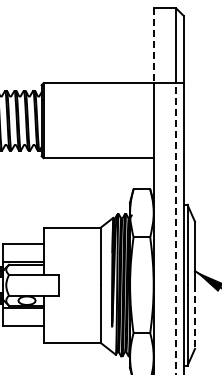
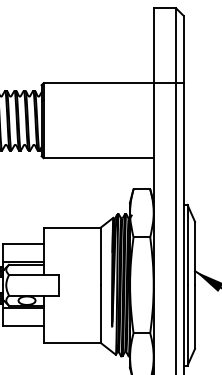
line: dashed -> solid (153, 46)
line: dashed -> solid (176, 228)
line: dashed -> solid (195, 317)
